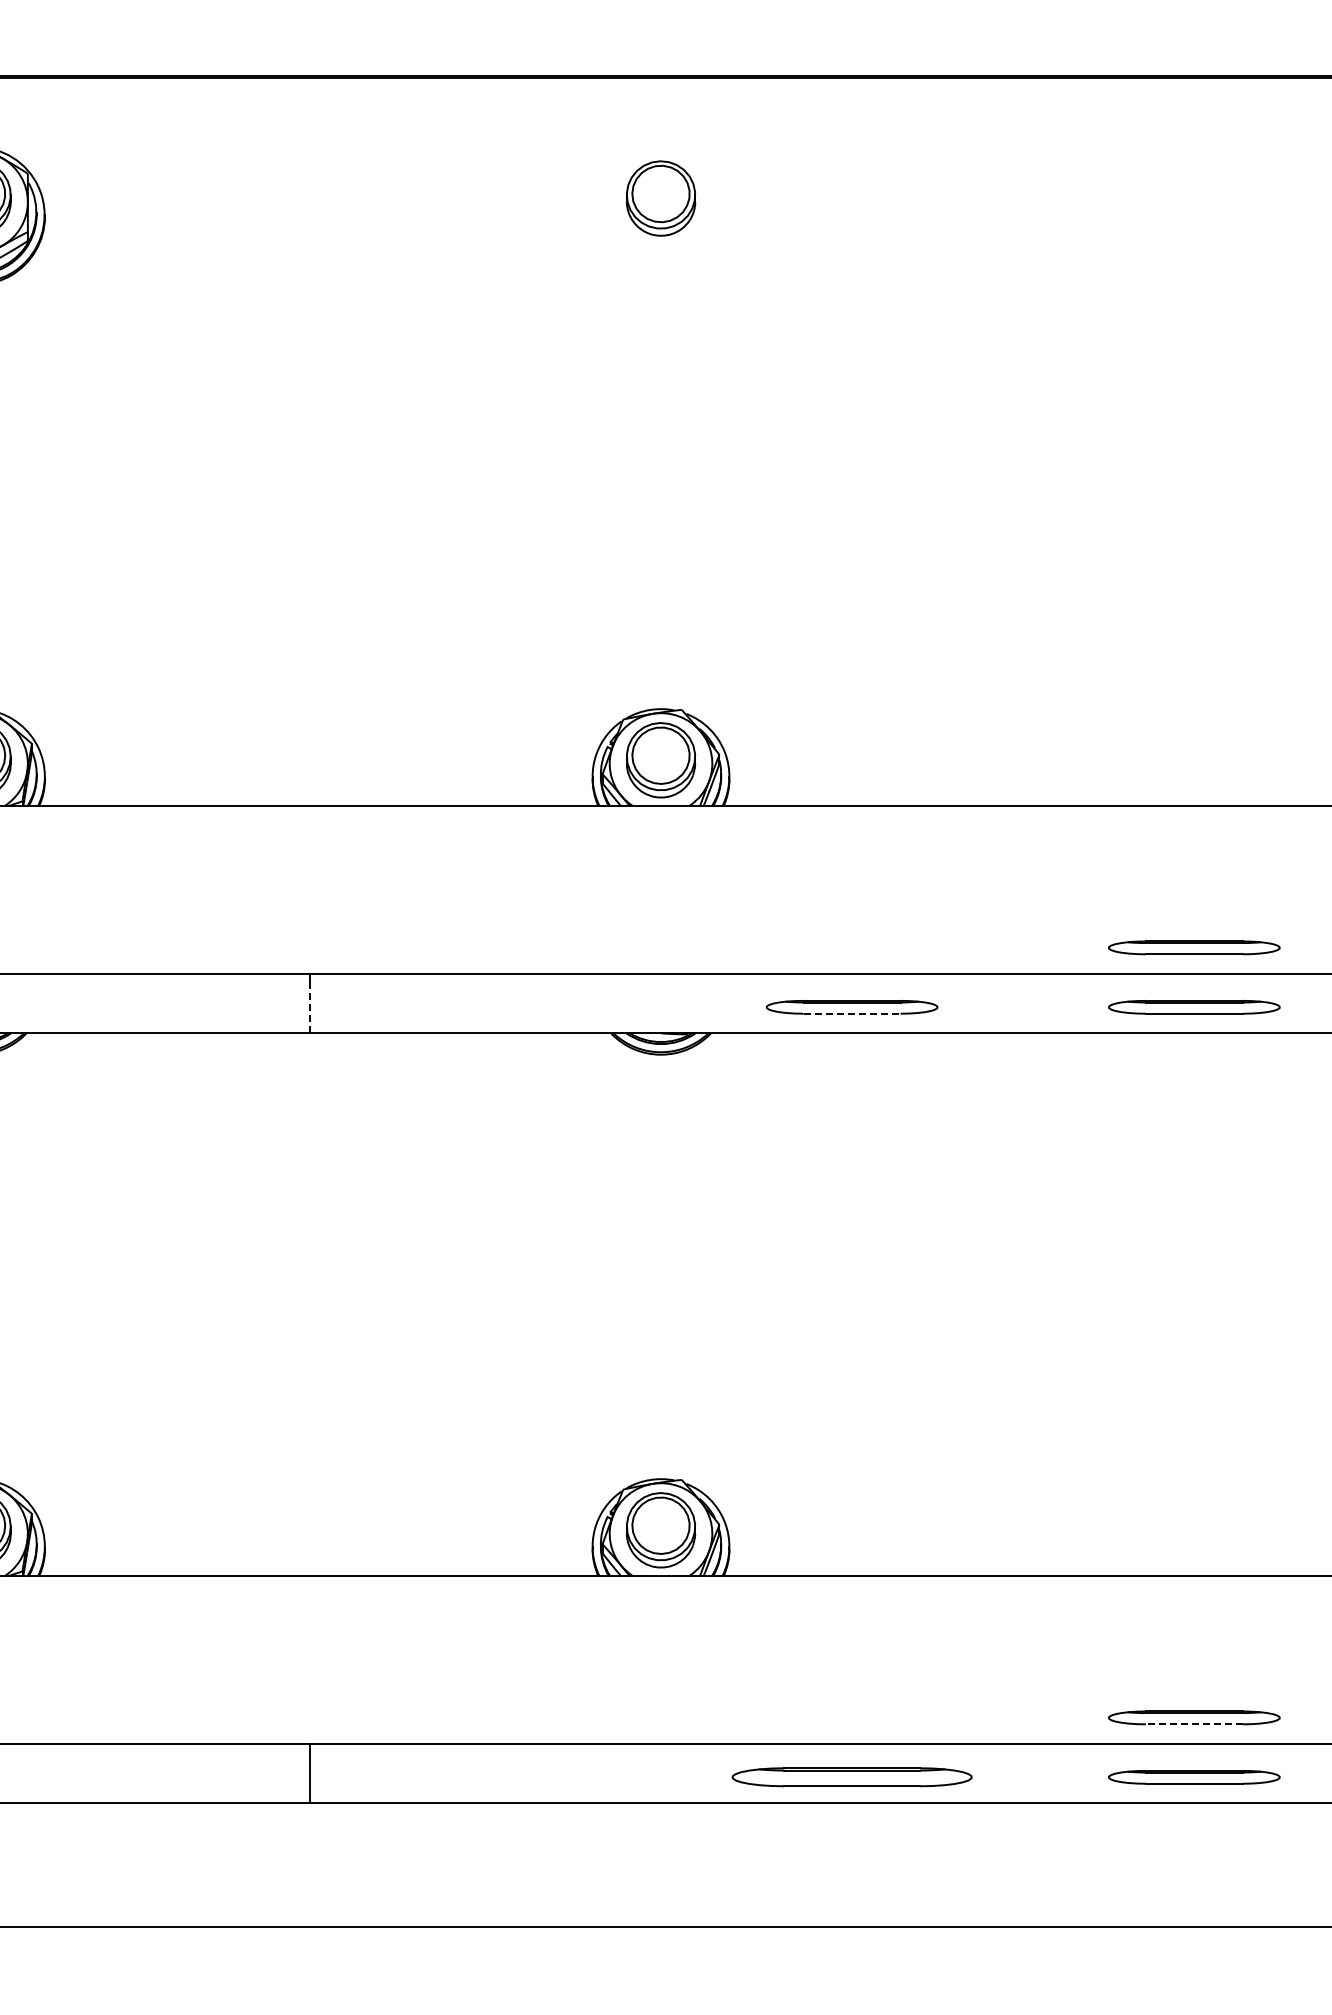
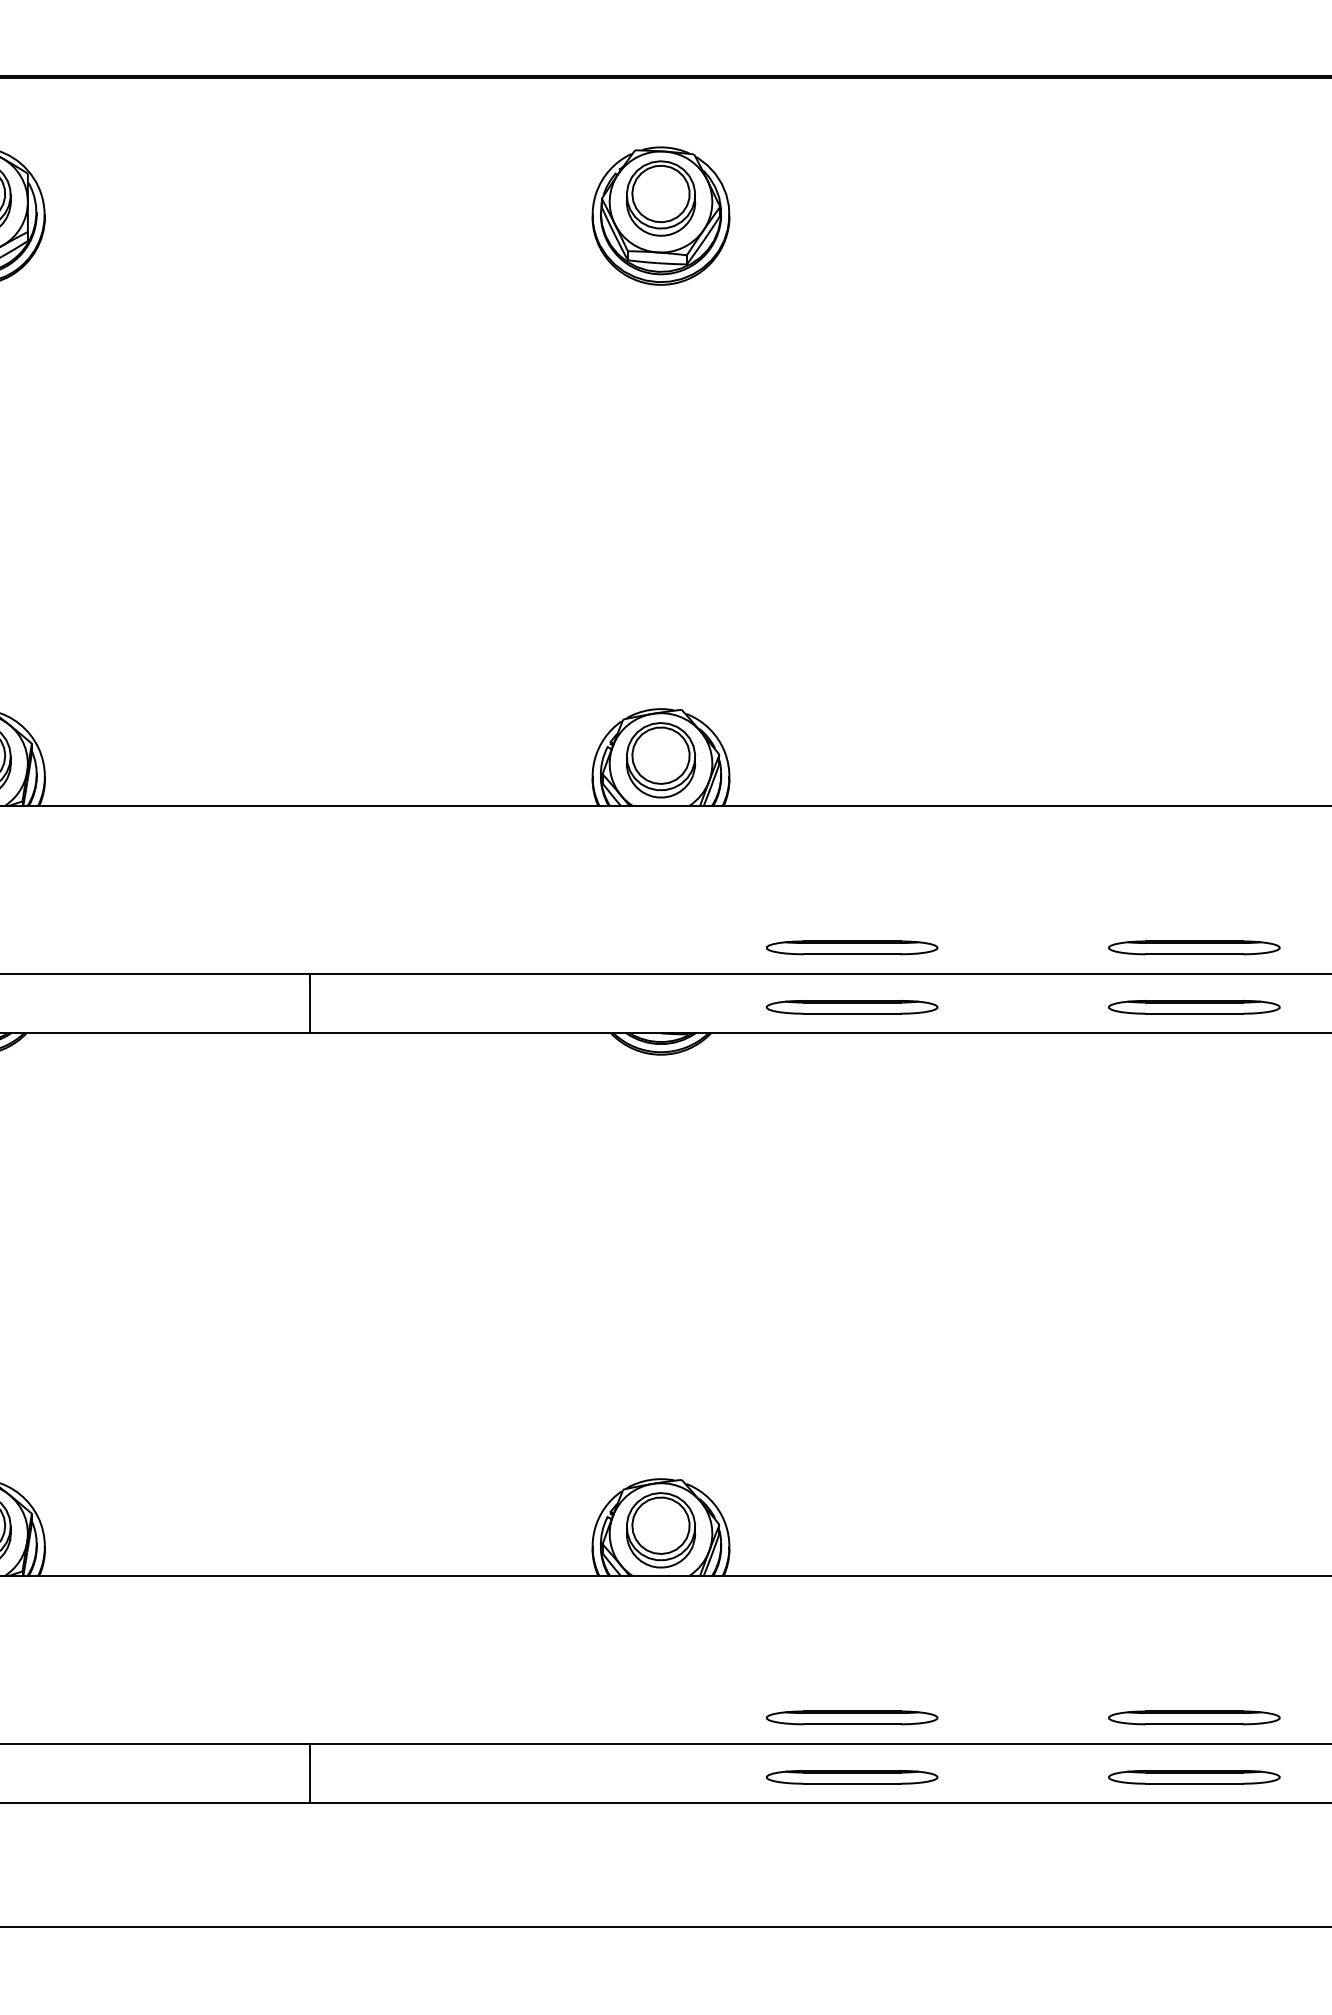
part: none -> present (660, 215)
part: none -> present (851, 947)
line: dashed -> solid (310, 1007)
line: dashed -> solid (852, 1013)
part: none -> present (851, 1717)
line: dashed -> solid (1193, 1724)
part size: 242x21 px -> 174x15 px (851, 1777)
